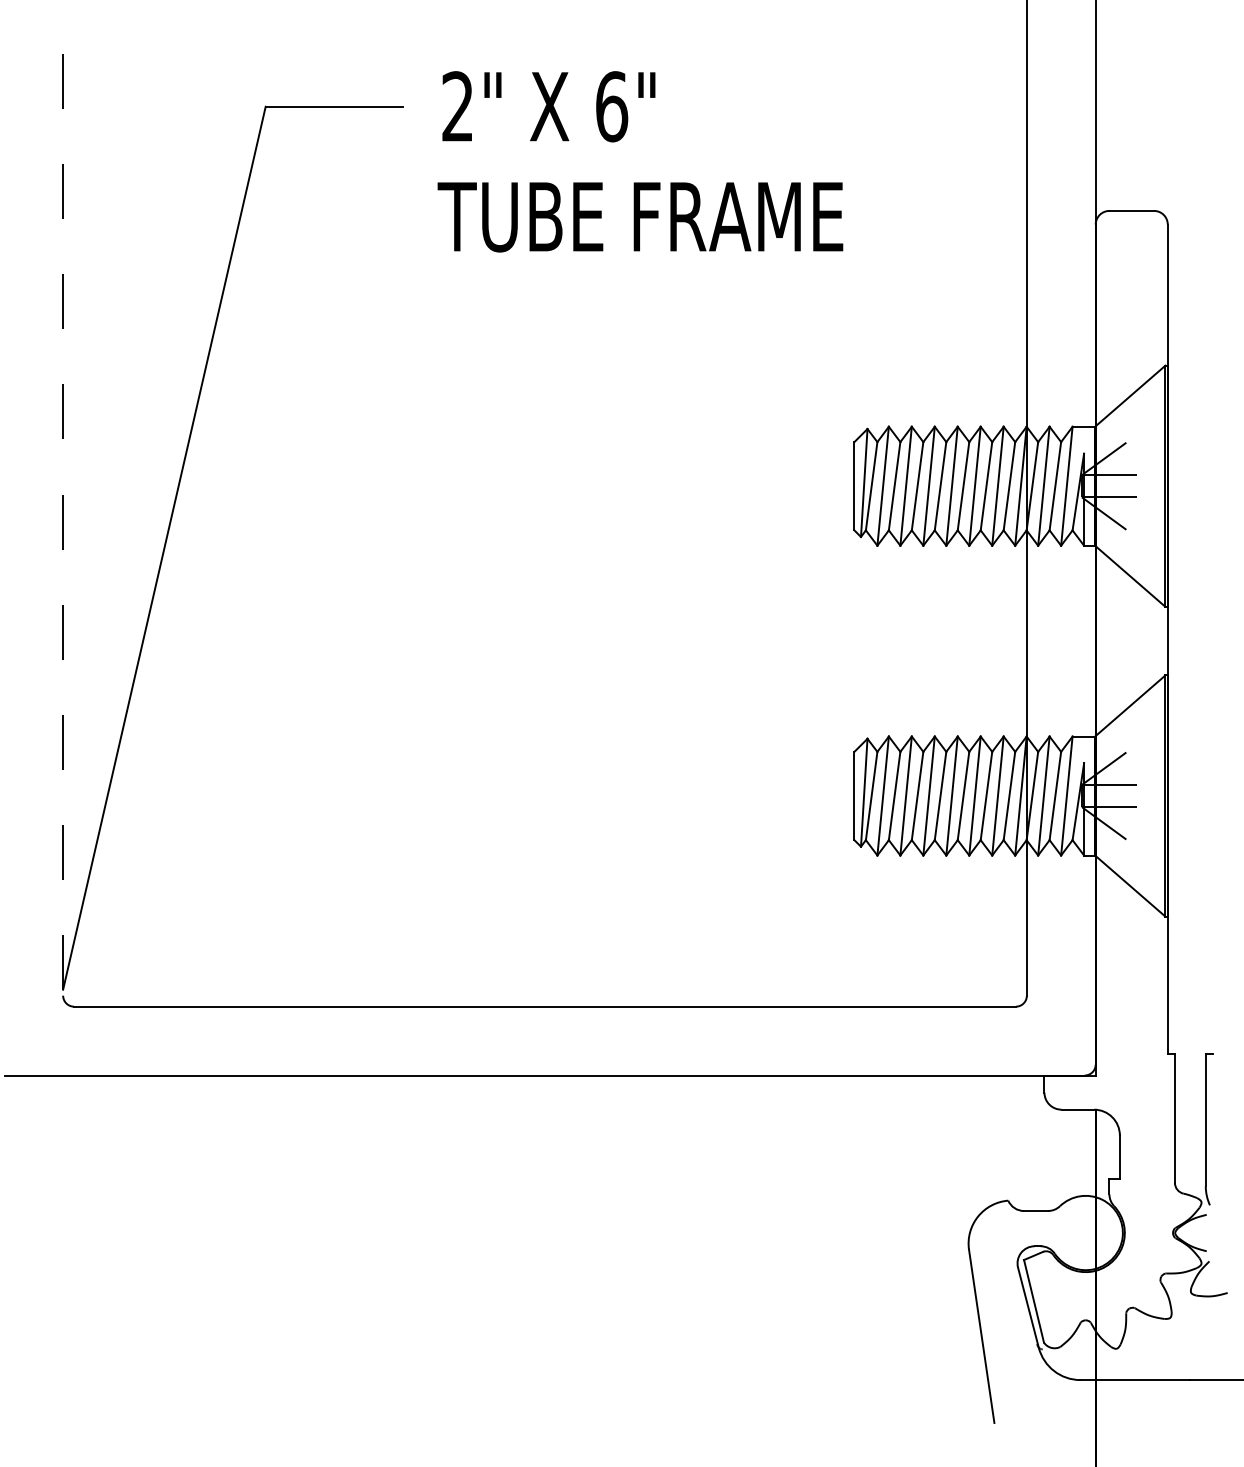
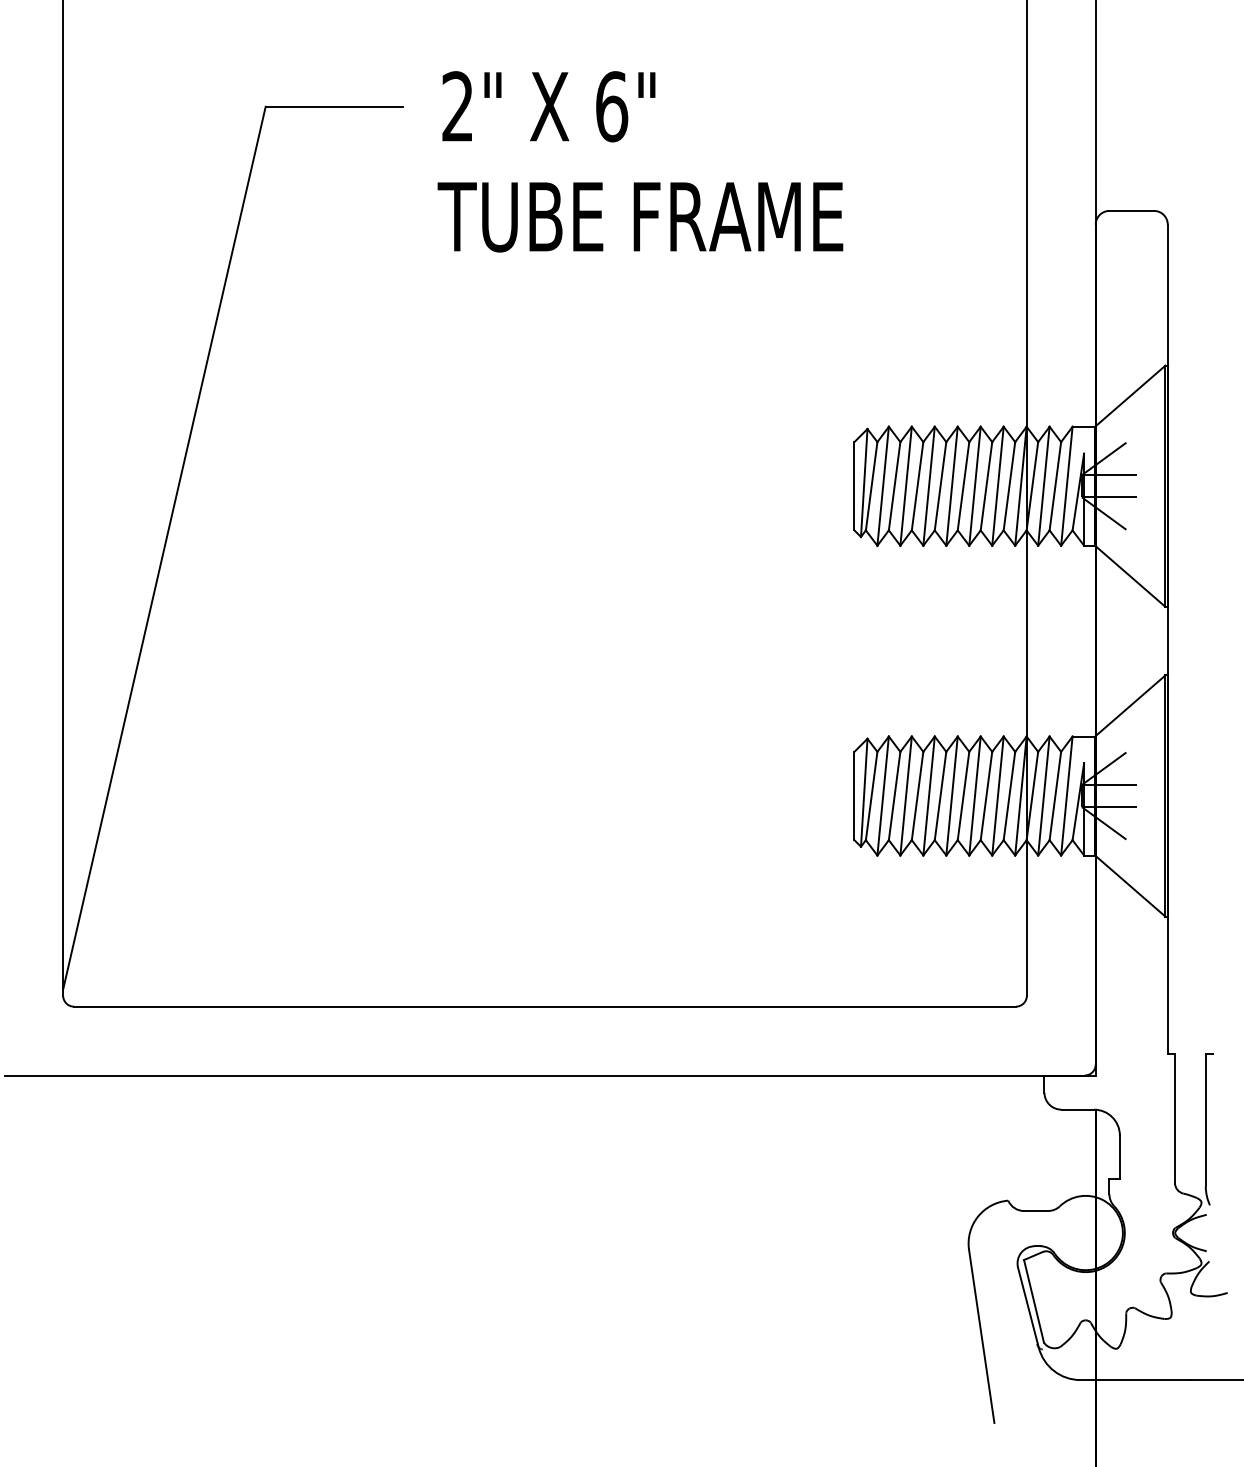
line: dashed -> solid (63, 498)
